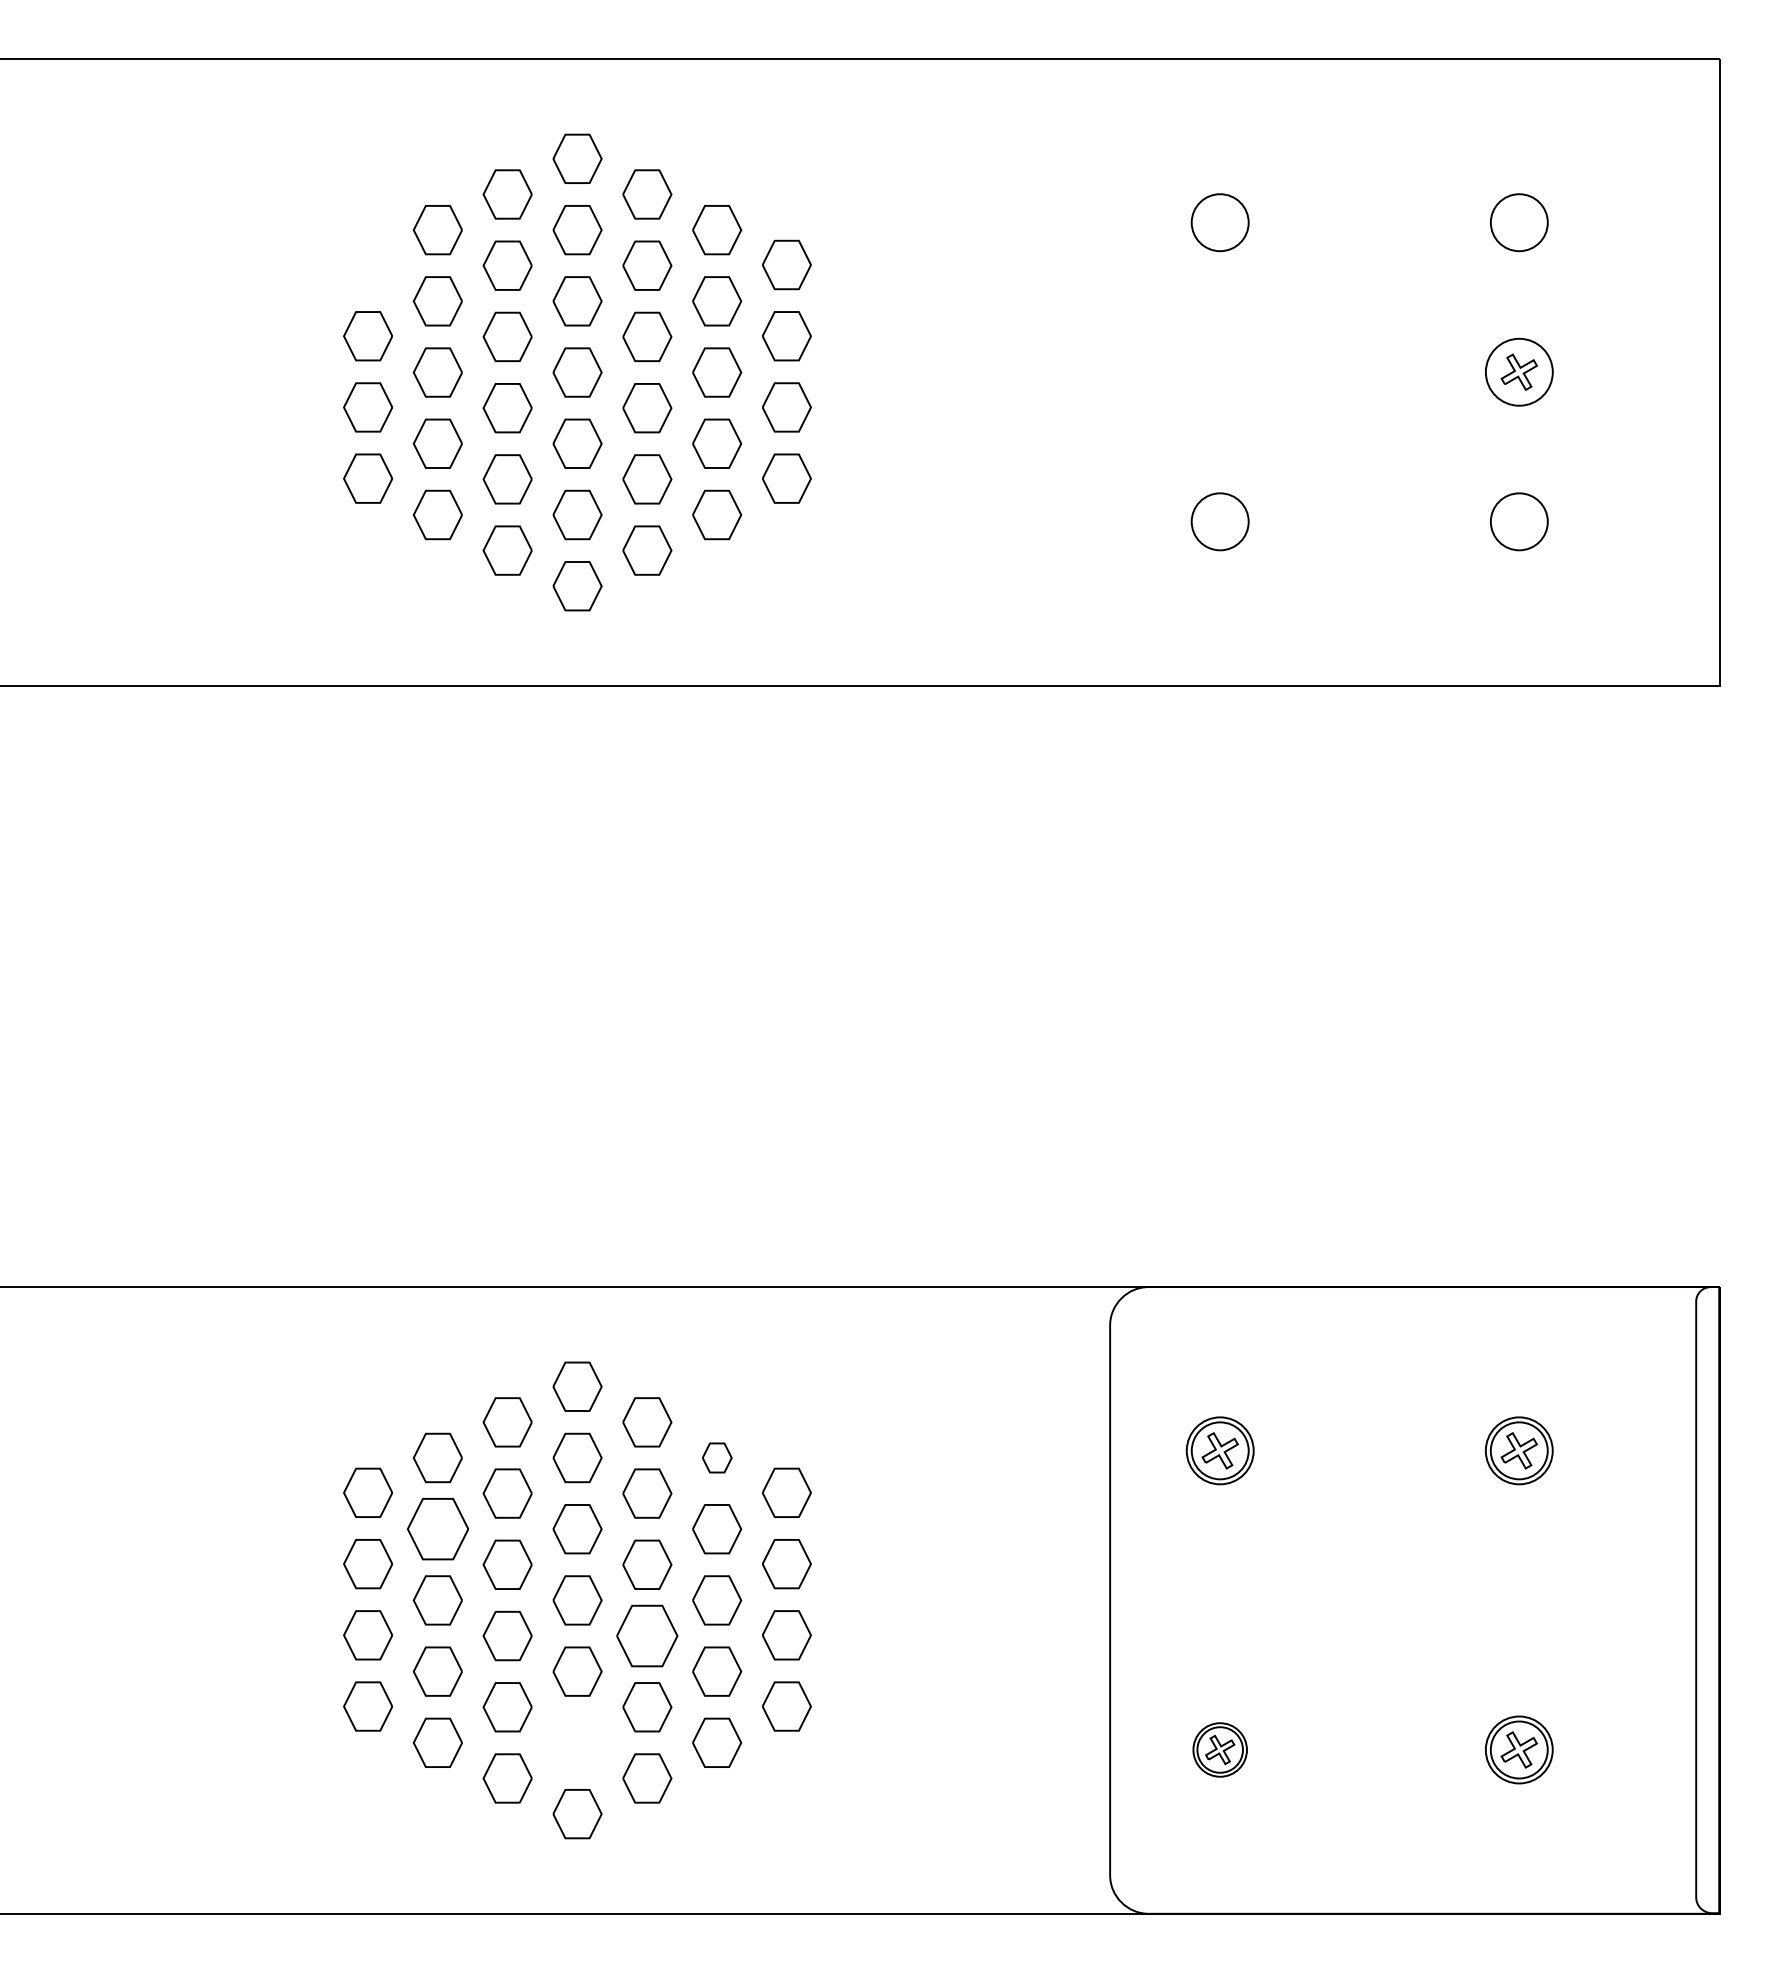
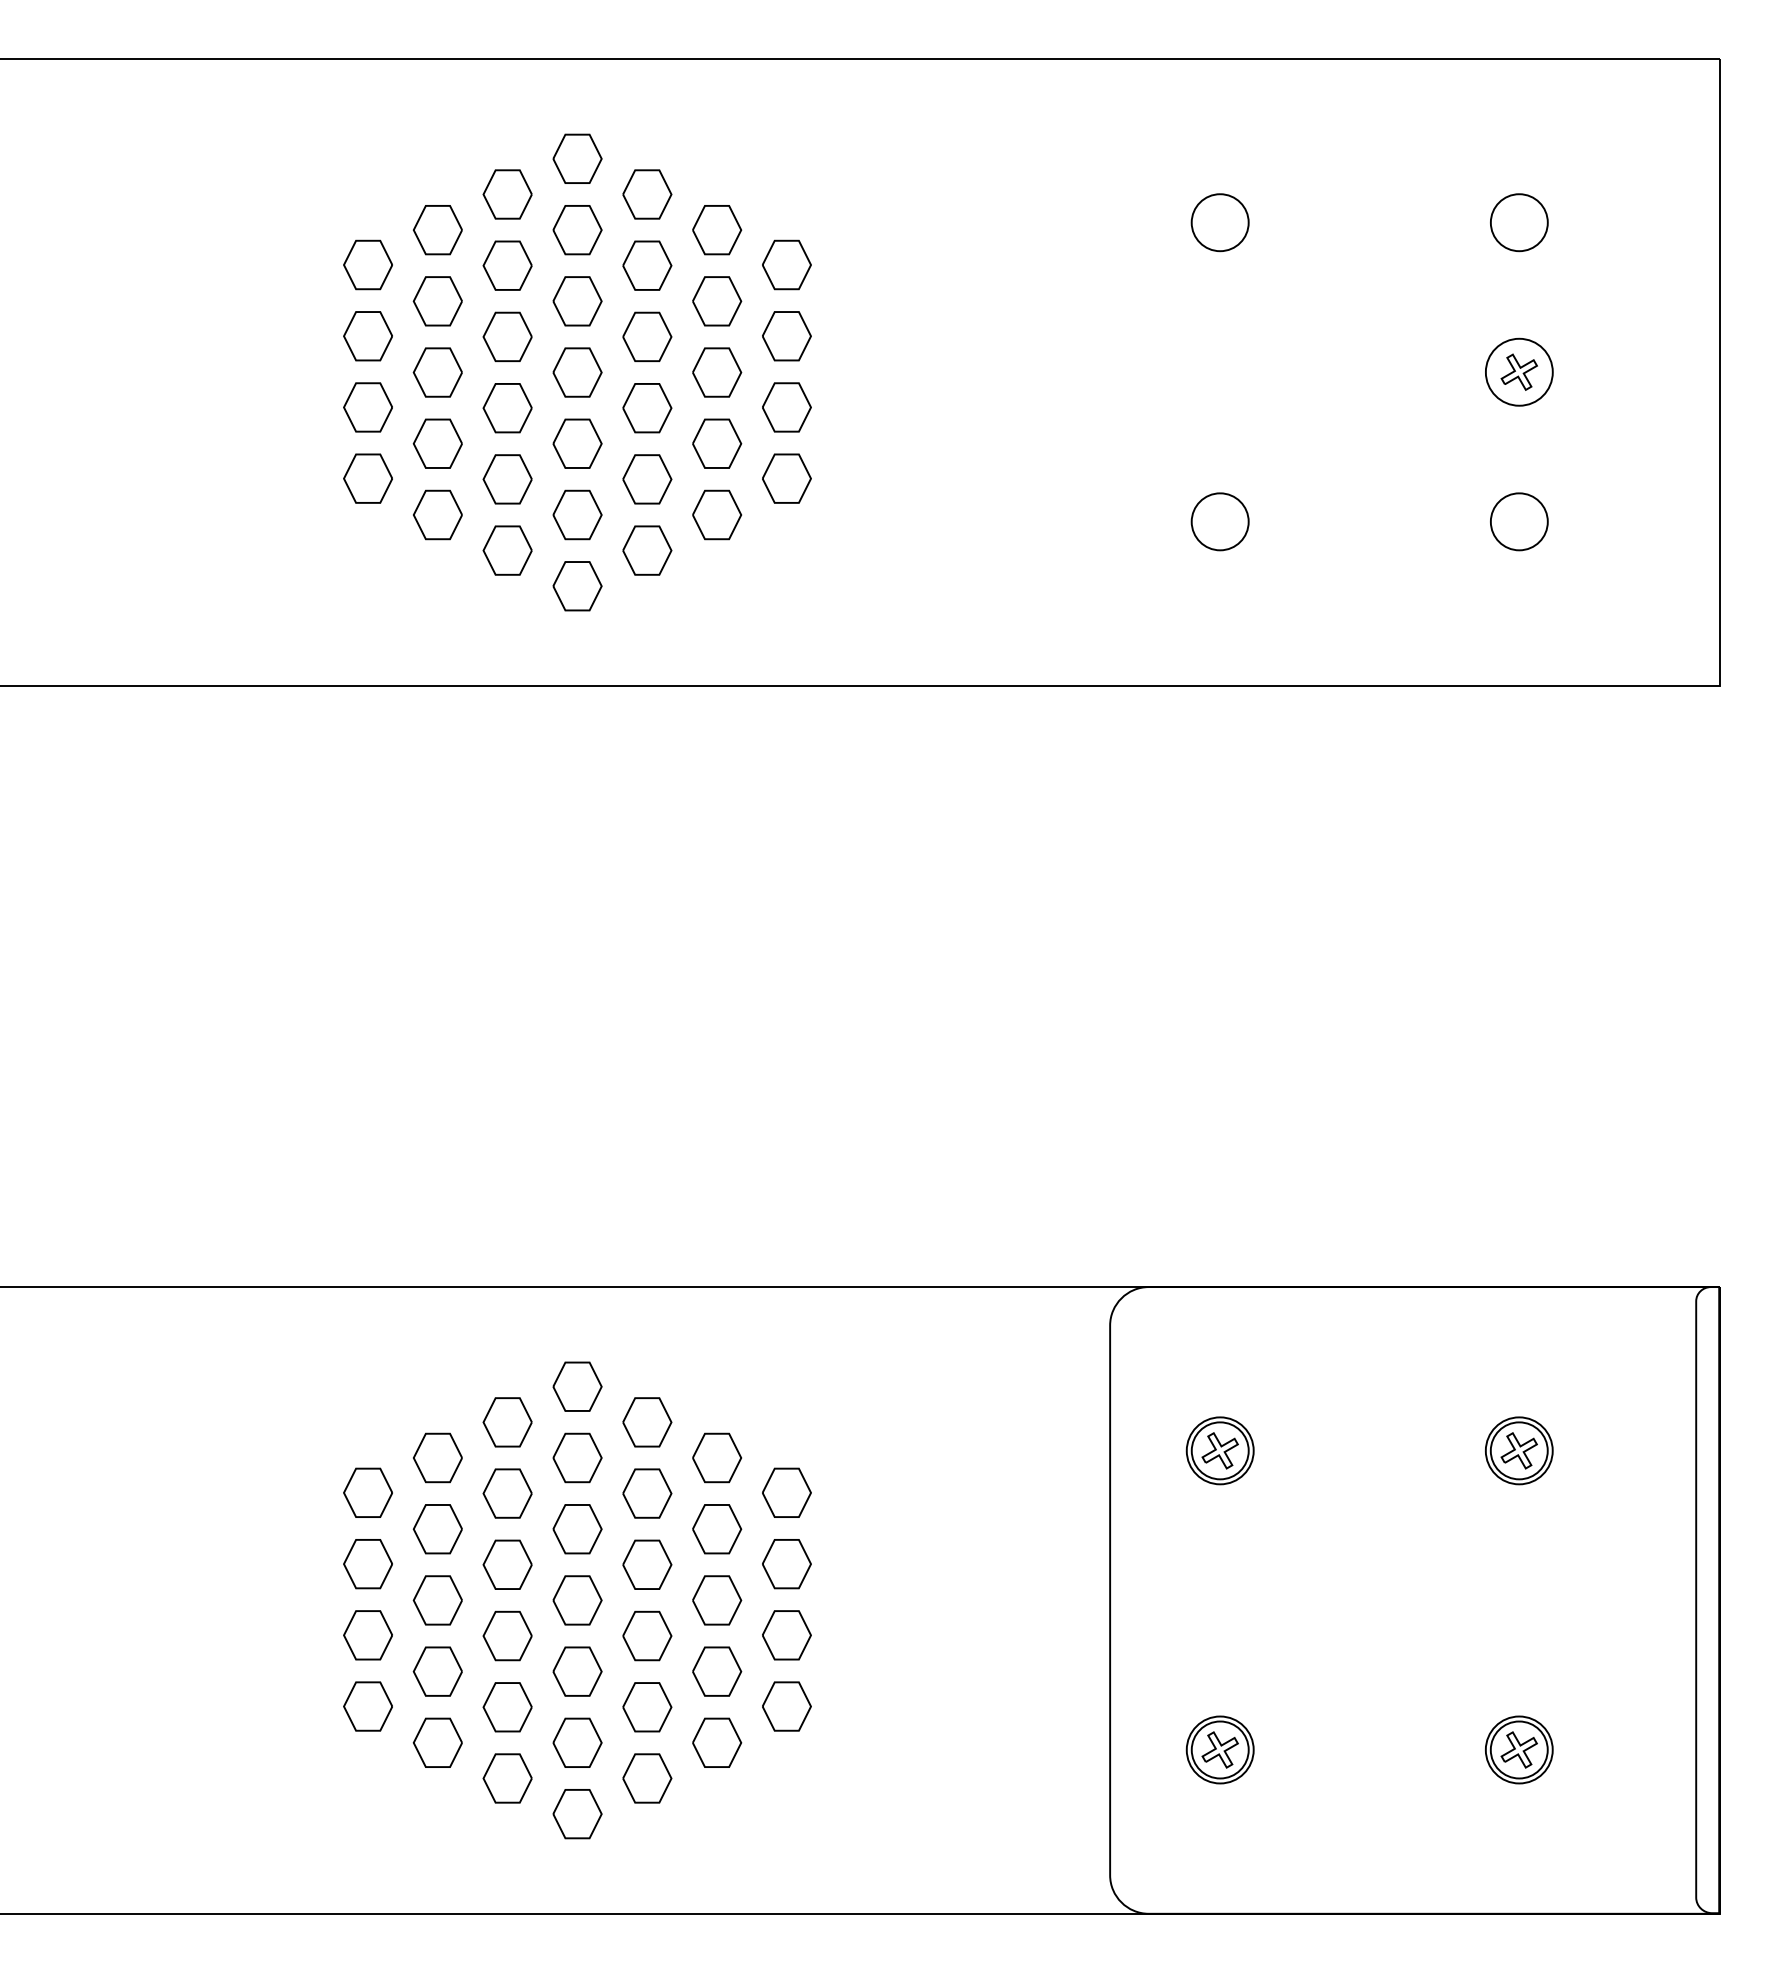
part: none -> present (367, 264)
part size: 31x32 px -> 51x52 px (717, 1457)
part size: 62x63 px -> 51x51 px (437, 1529)
part size: 63x64 px -> 51x52 px (647, 1635)
part: none -> present (577, 1742)
part size: 56x56 px -> 70x70 px (1219, 1749)
